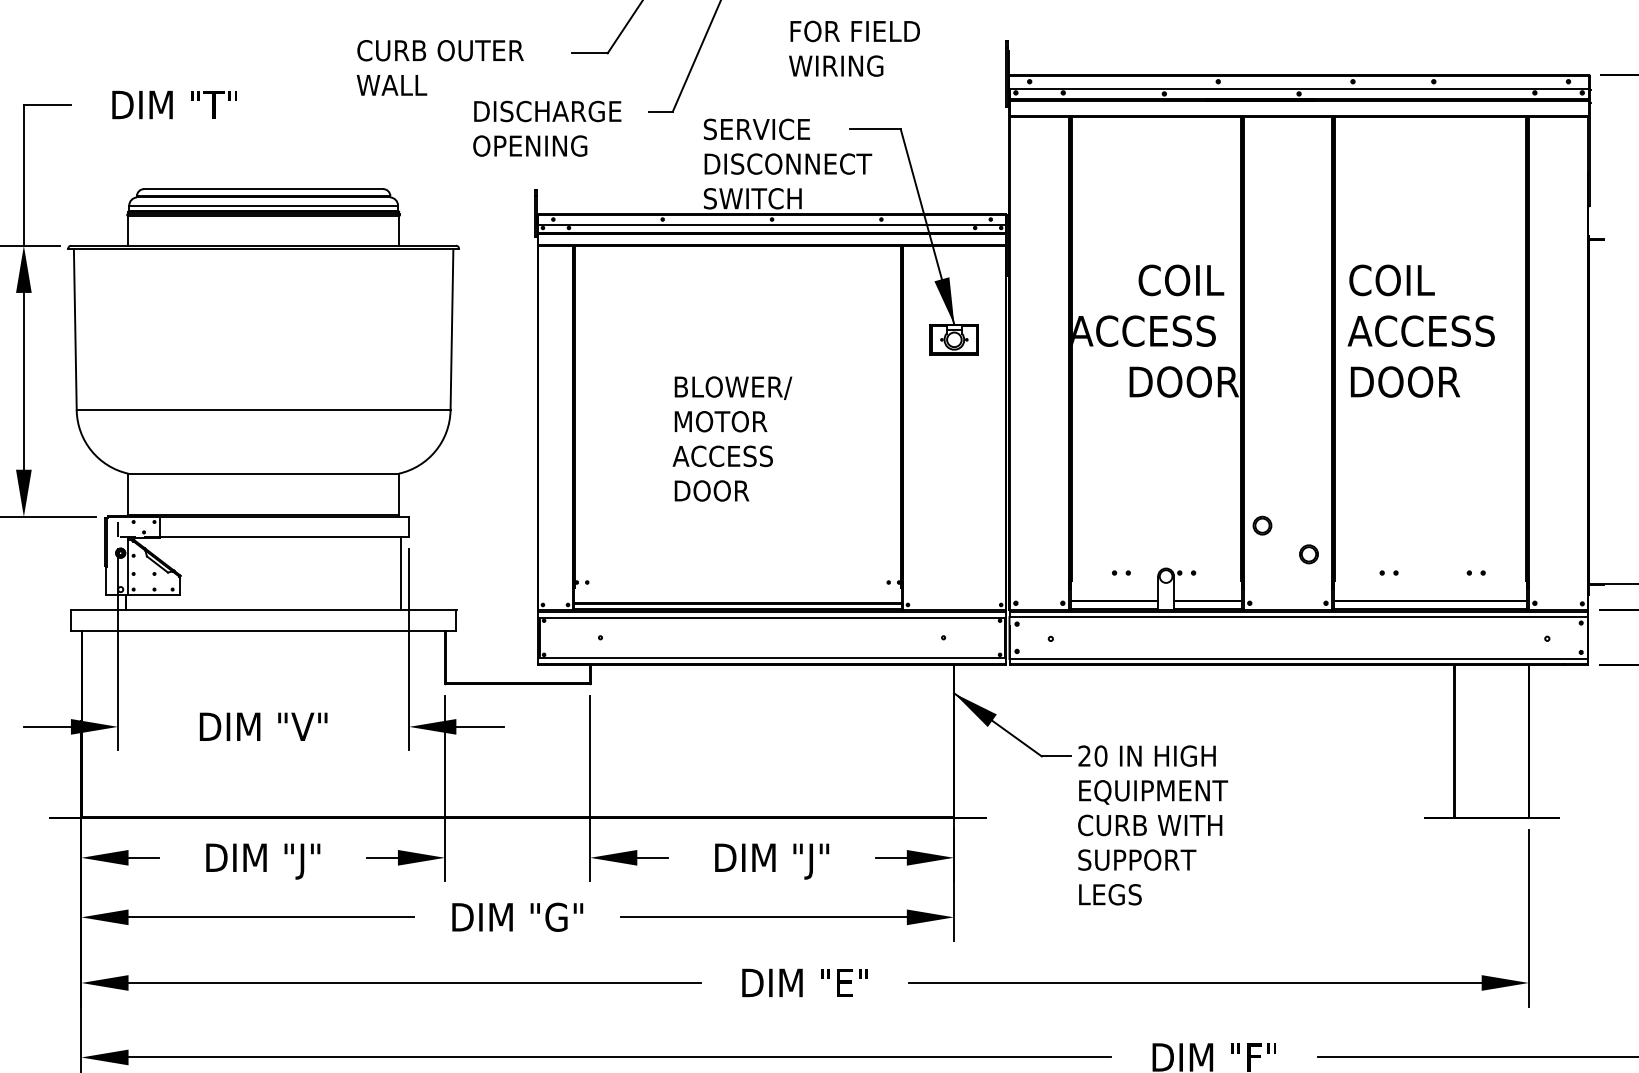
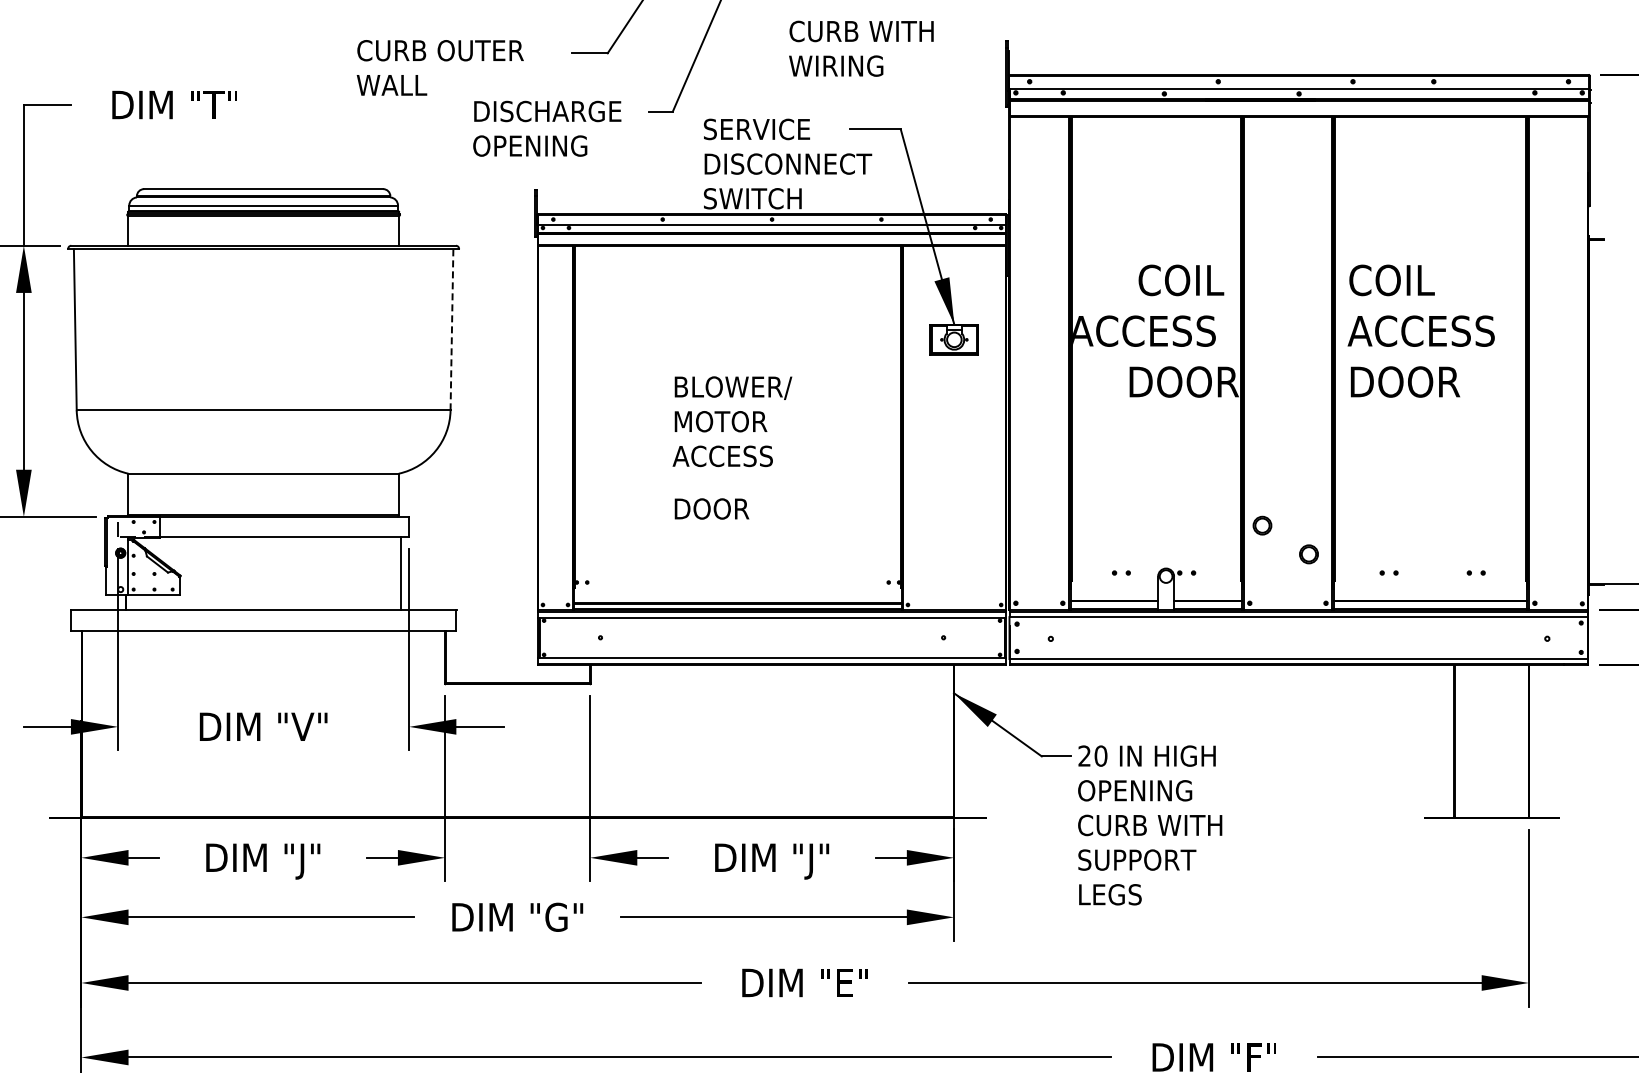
text: FOR FIELD -> CURB WITH (861, 31)
line: solid -> dashed (451, 329)
text position: (711, 490) -> (711, 508) (711, 508)
text: EQUIPMENT -> OPENING (1153, 792)
